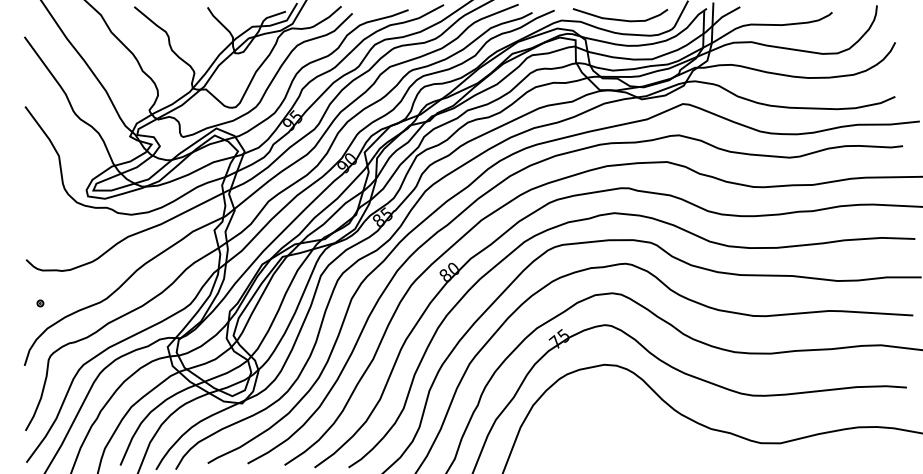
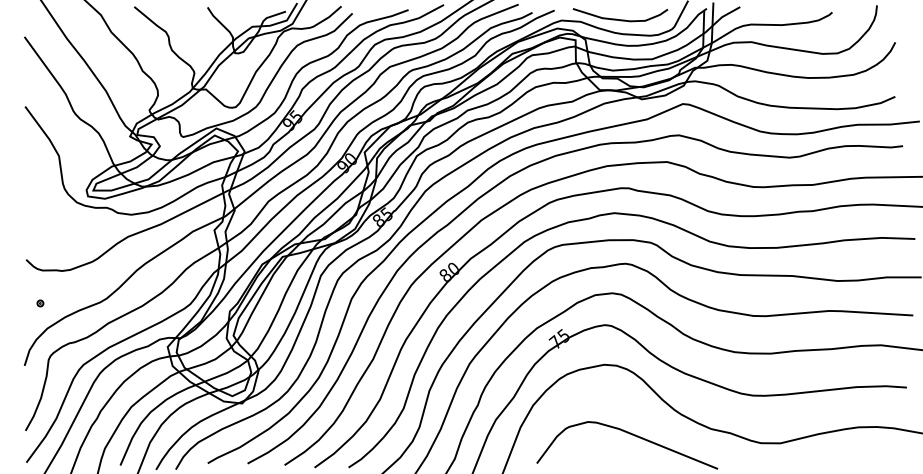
curve: none -> present (629, 434)
